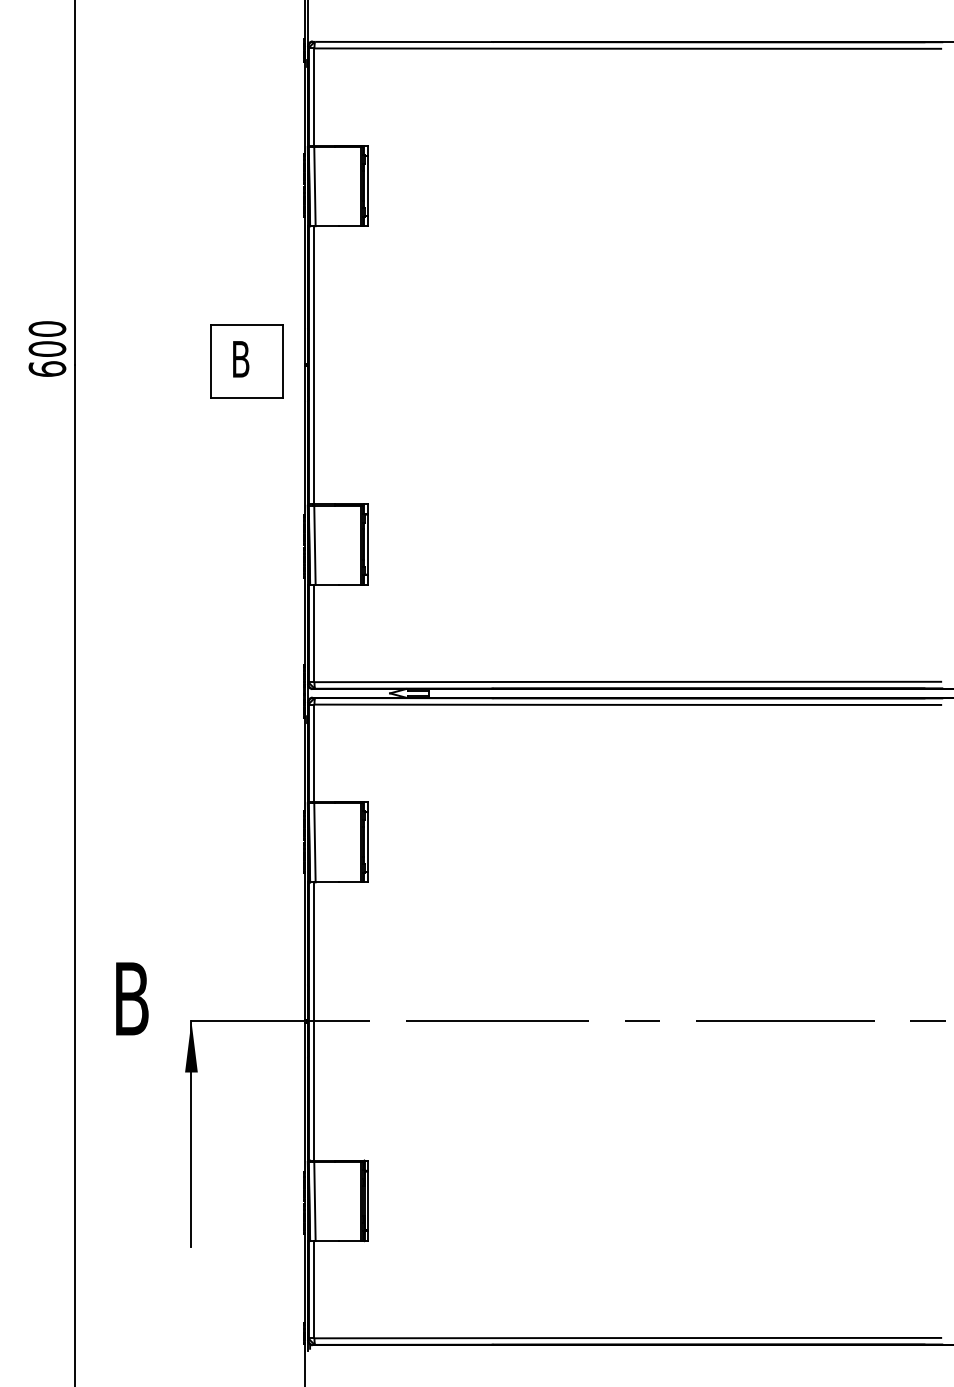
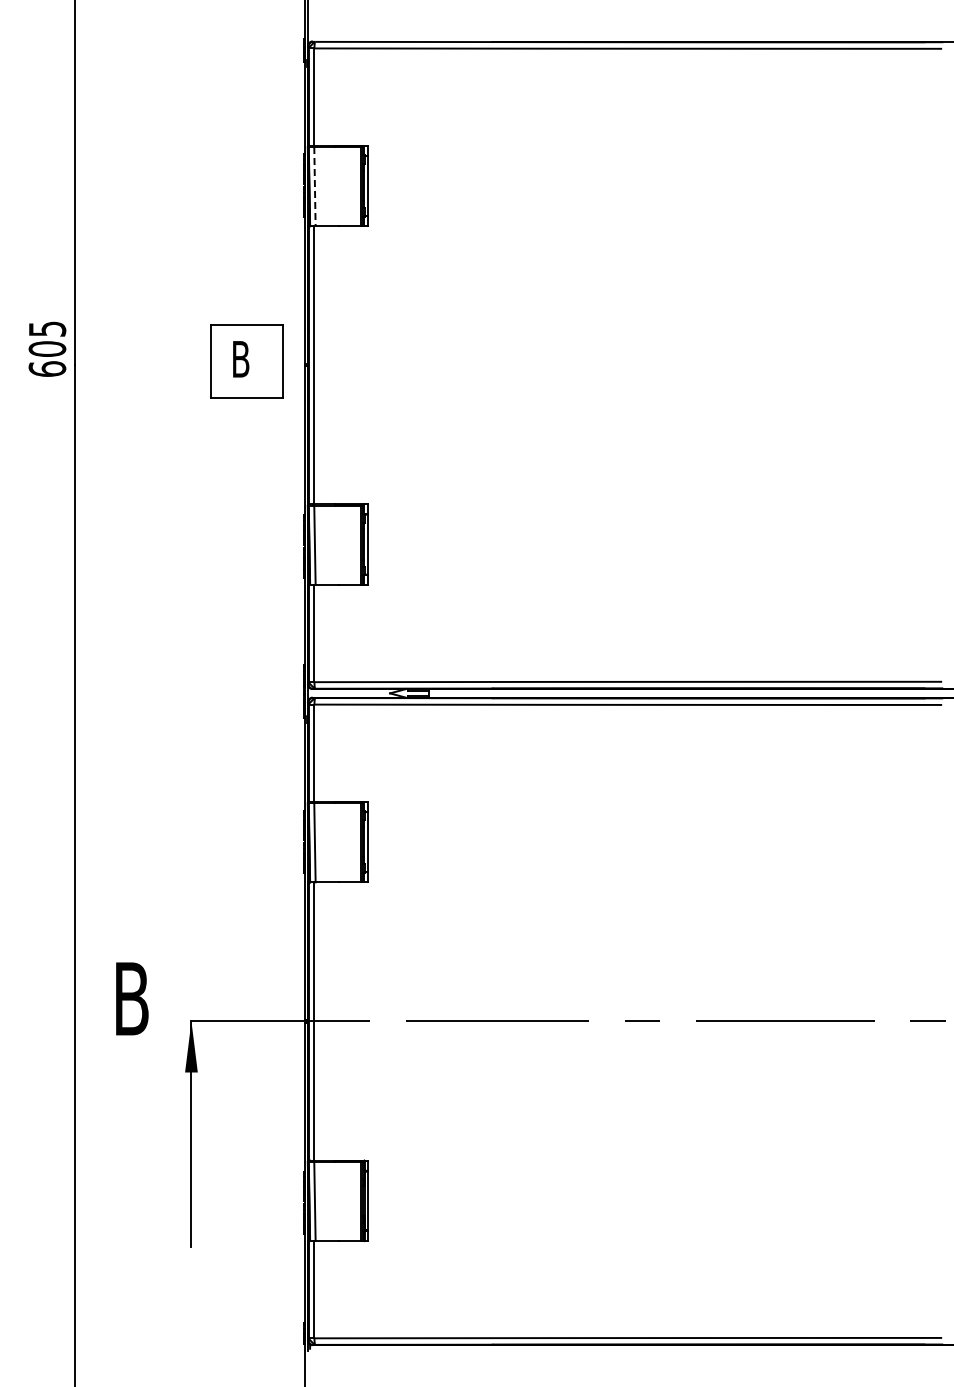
line: solid -> dashed (314, 186)
text: 600 -> 605 (47, 328)
